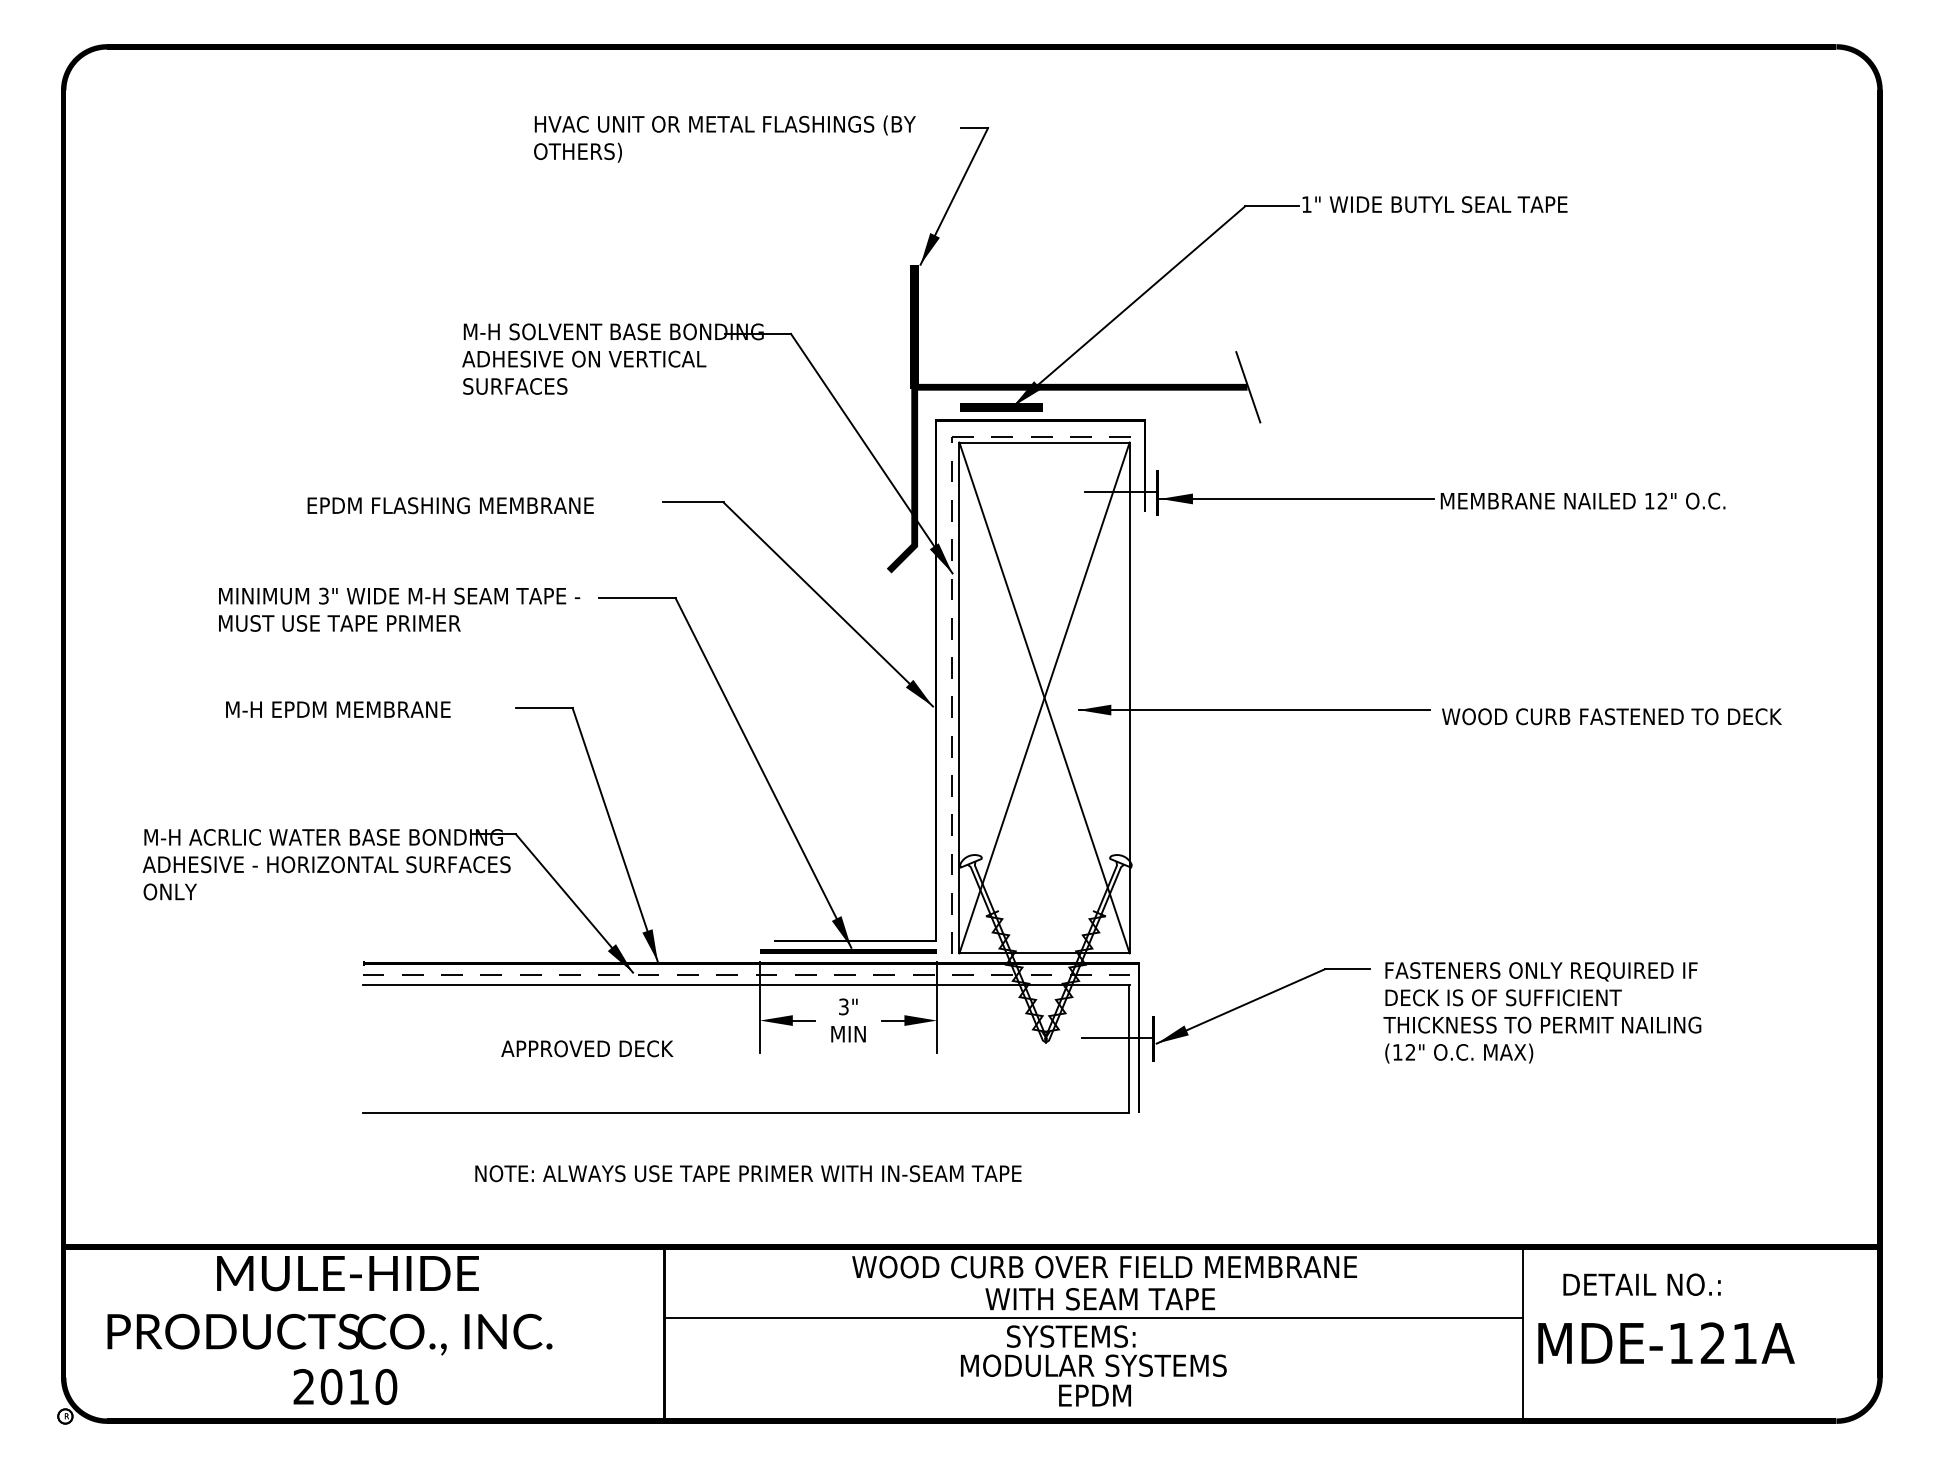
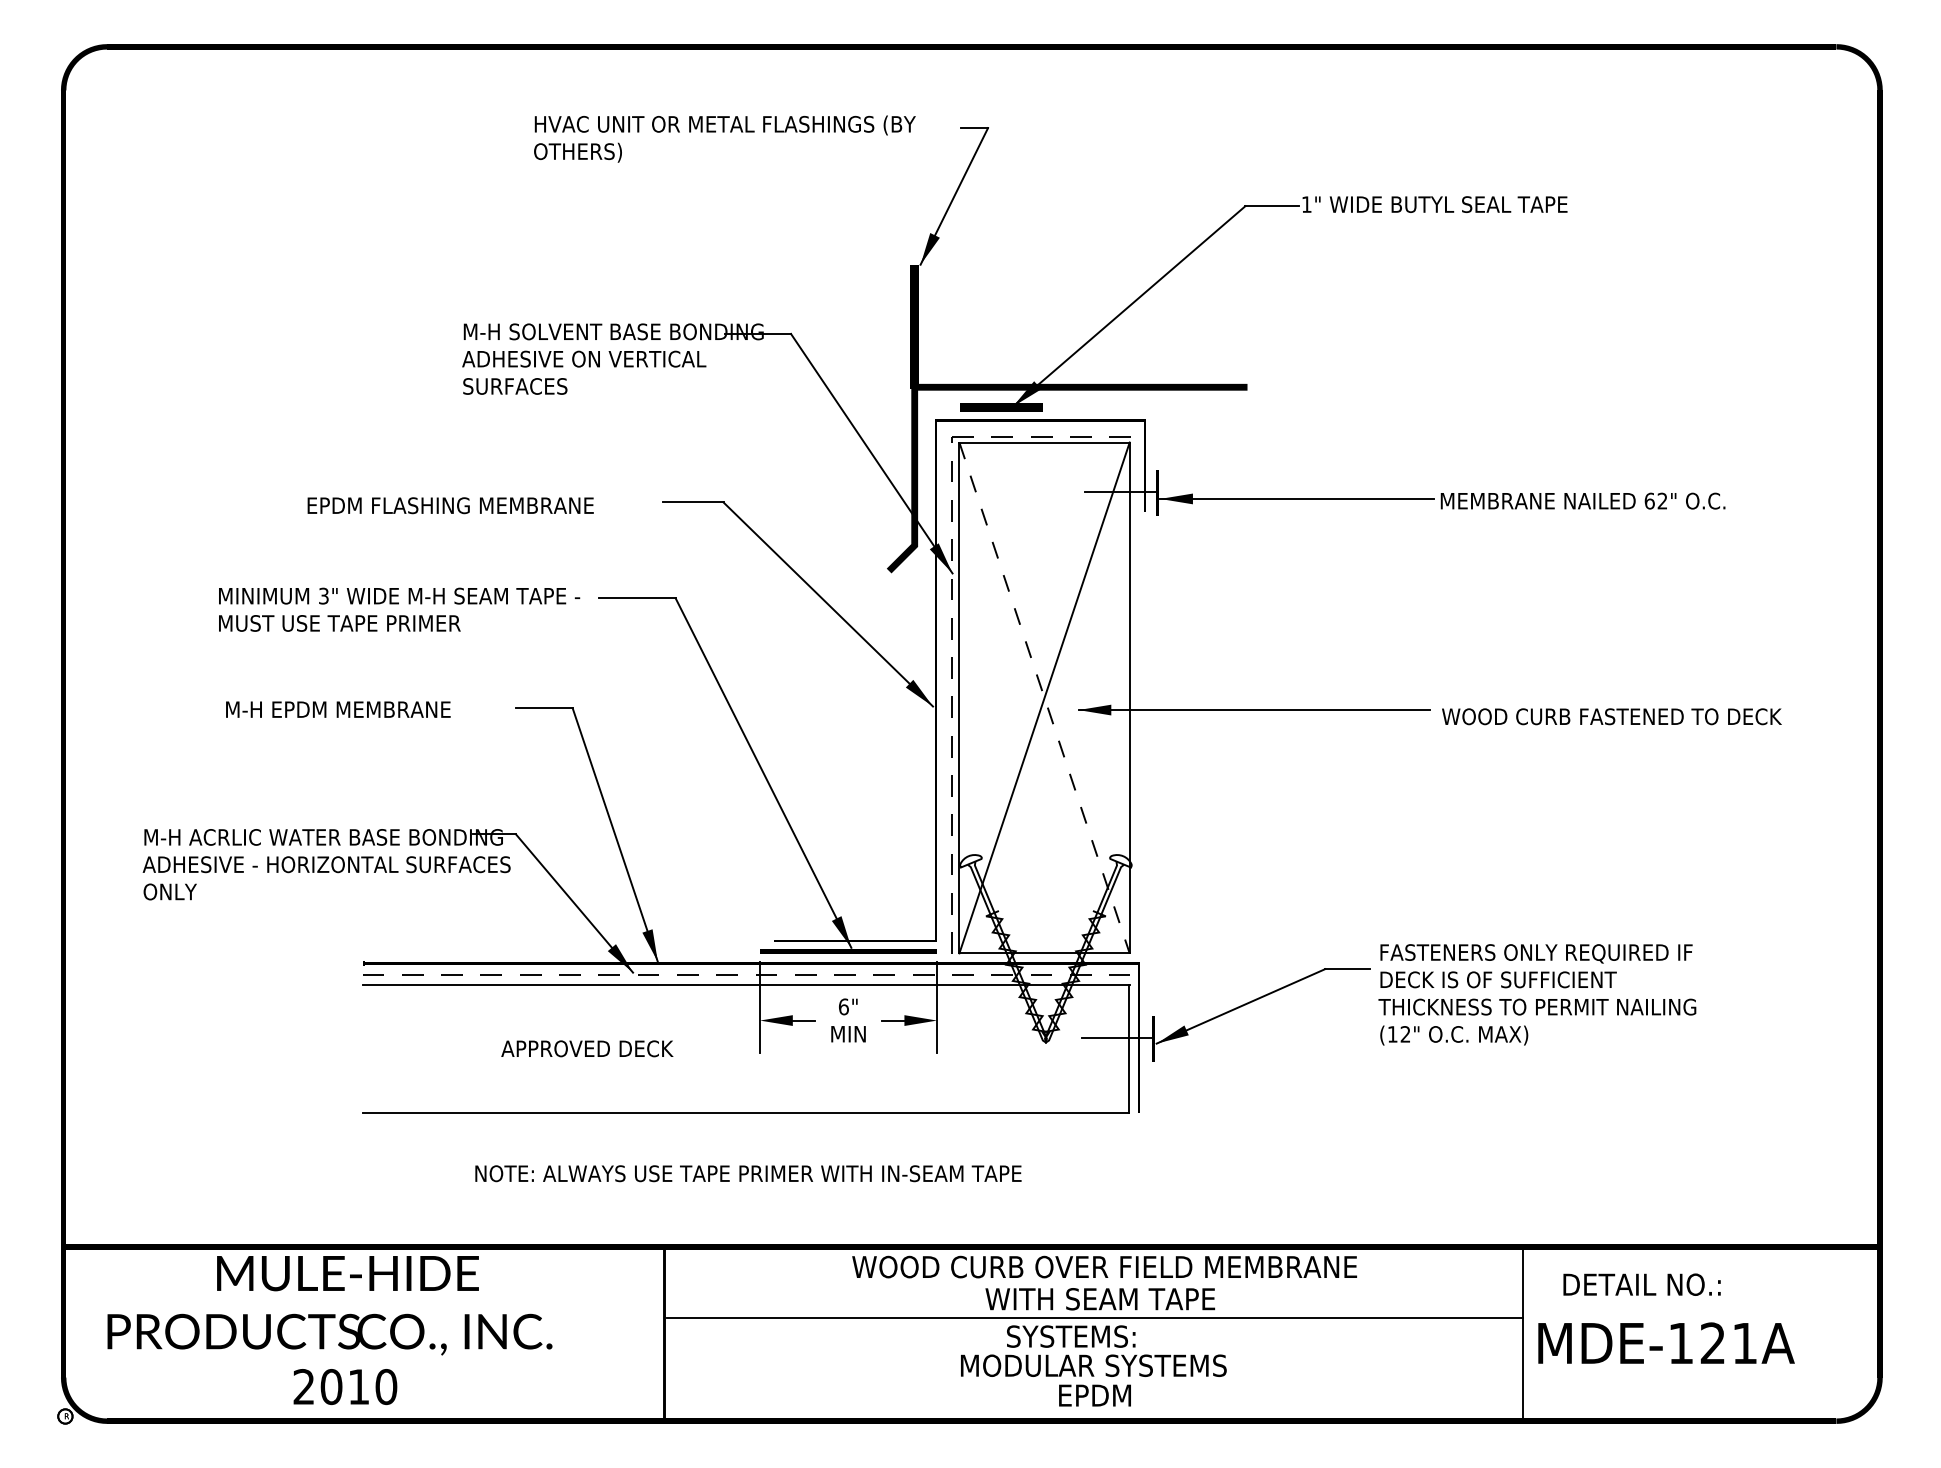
line: present -> none (1248, 387)
text: 12" -> 62" (1649, 500)
line: solid -> dashed (1044, 698)
text: 3" -> 6" (843, 1006)
text position: (1542, 1012) -> (1537, 994) (1537, 994)
